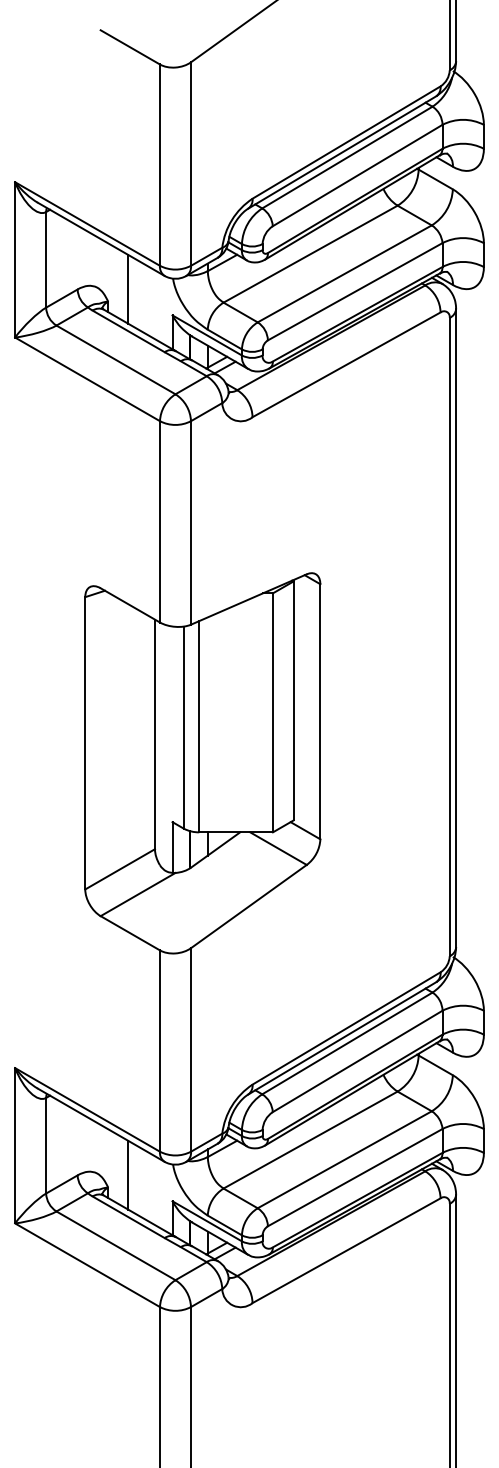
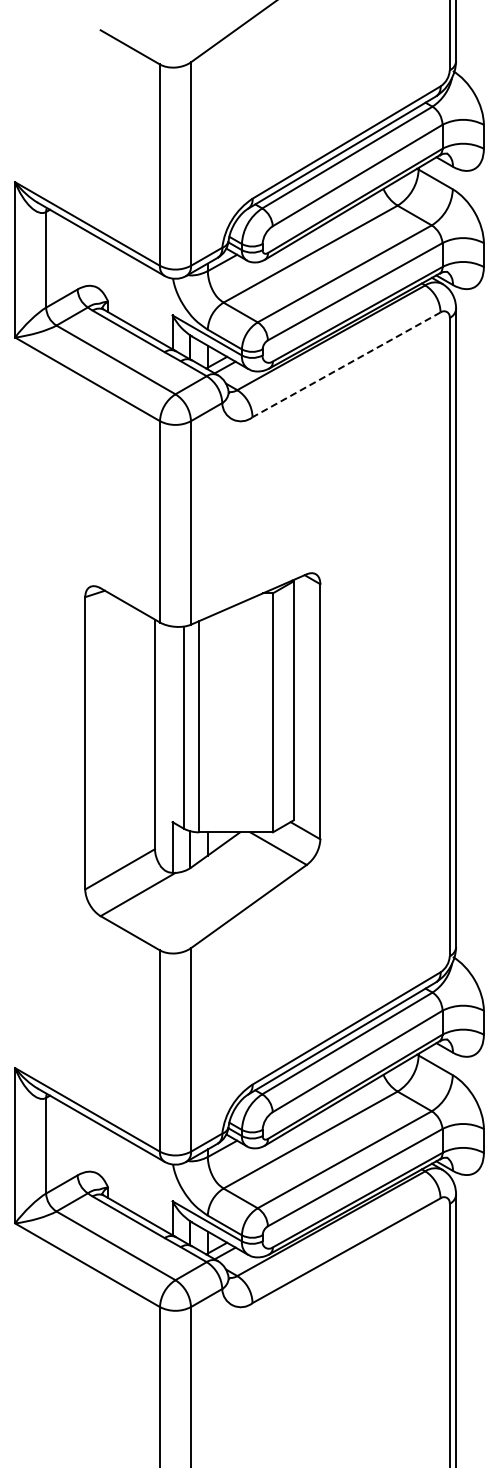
line: present -> none (128, 288)
line: solid -> dashed (346, 364)
line: present -> none (128, 1174)
